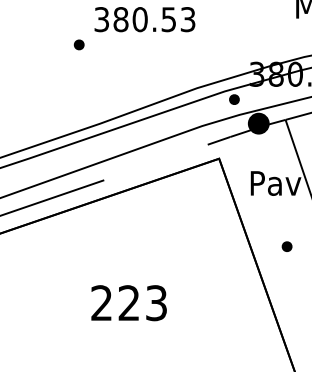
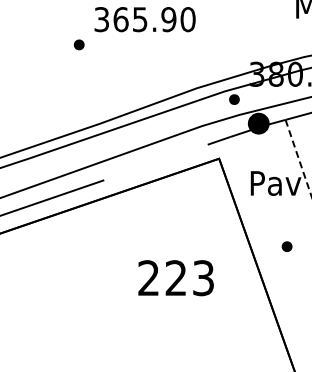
text: 380.53 -> 365.90 (154, 19)
line: solid -> dashed (298, 158)
text position: (128, 303) -> (175, 278) (175, 278)
